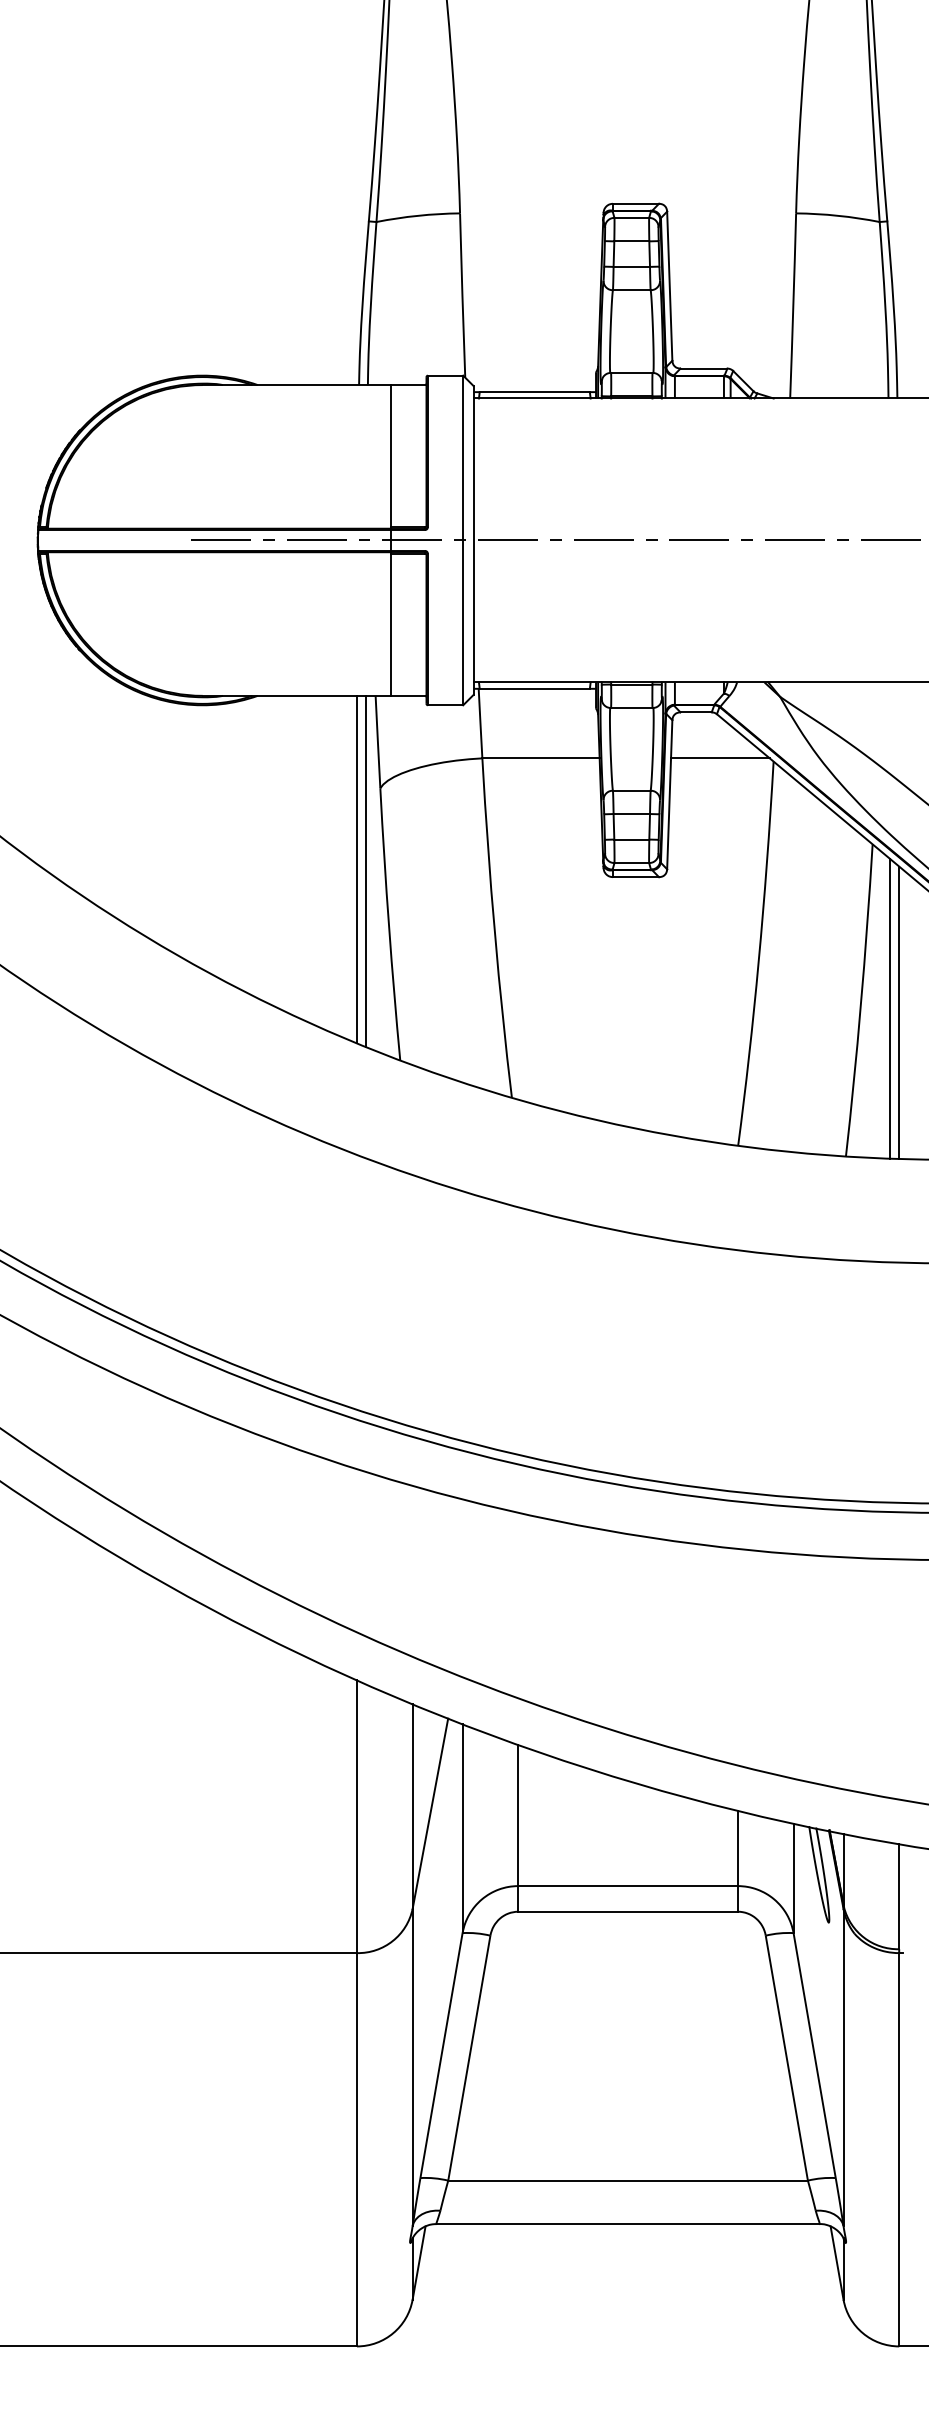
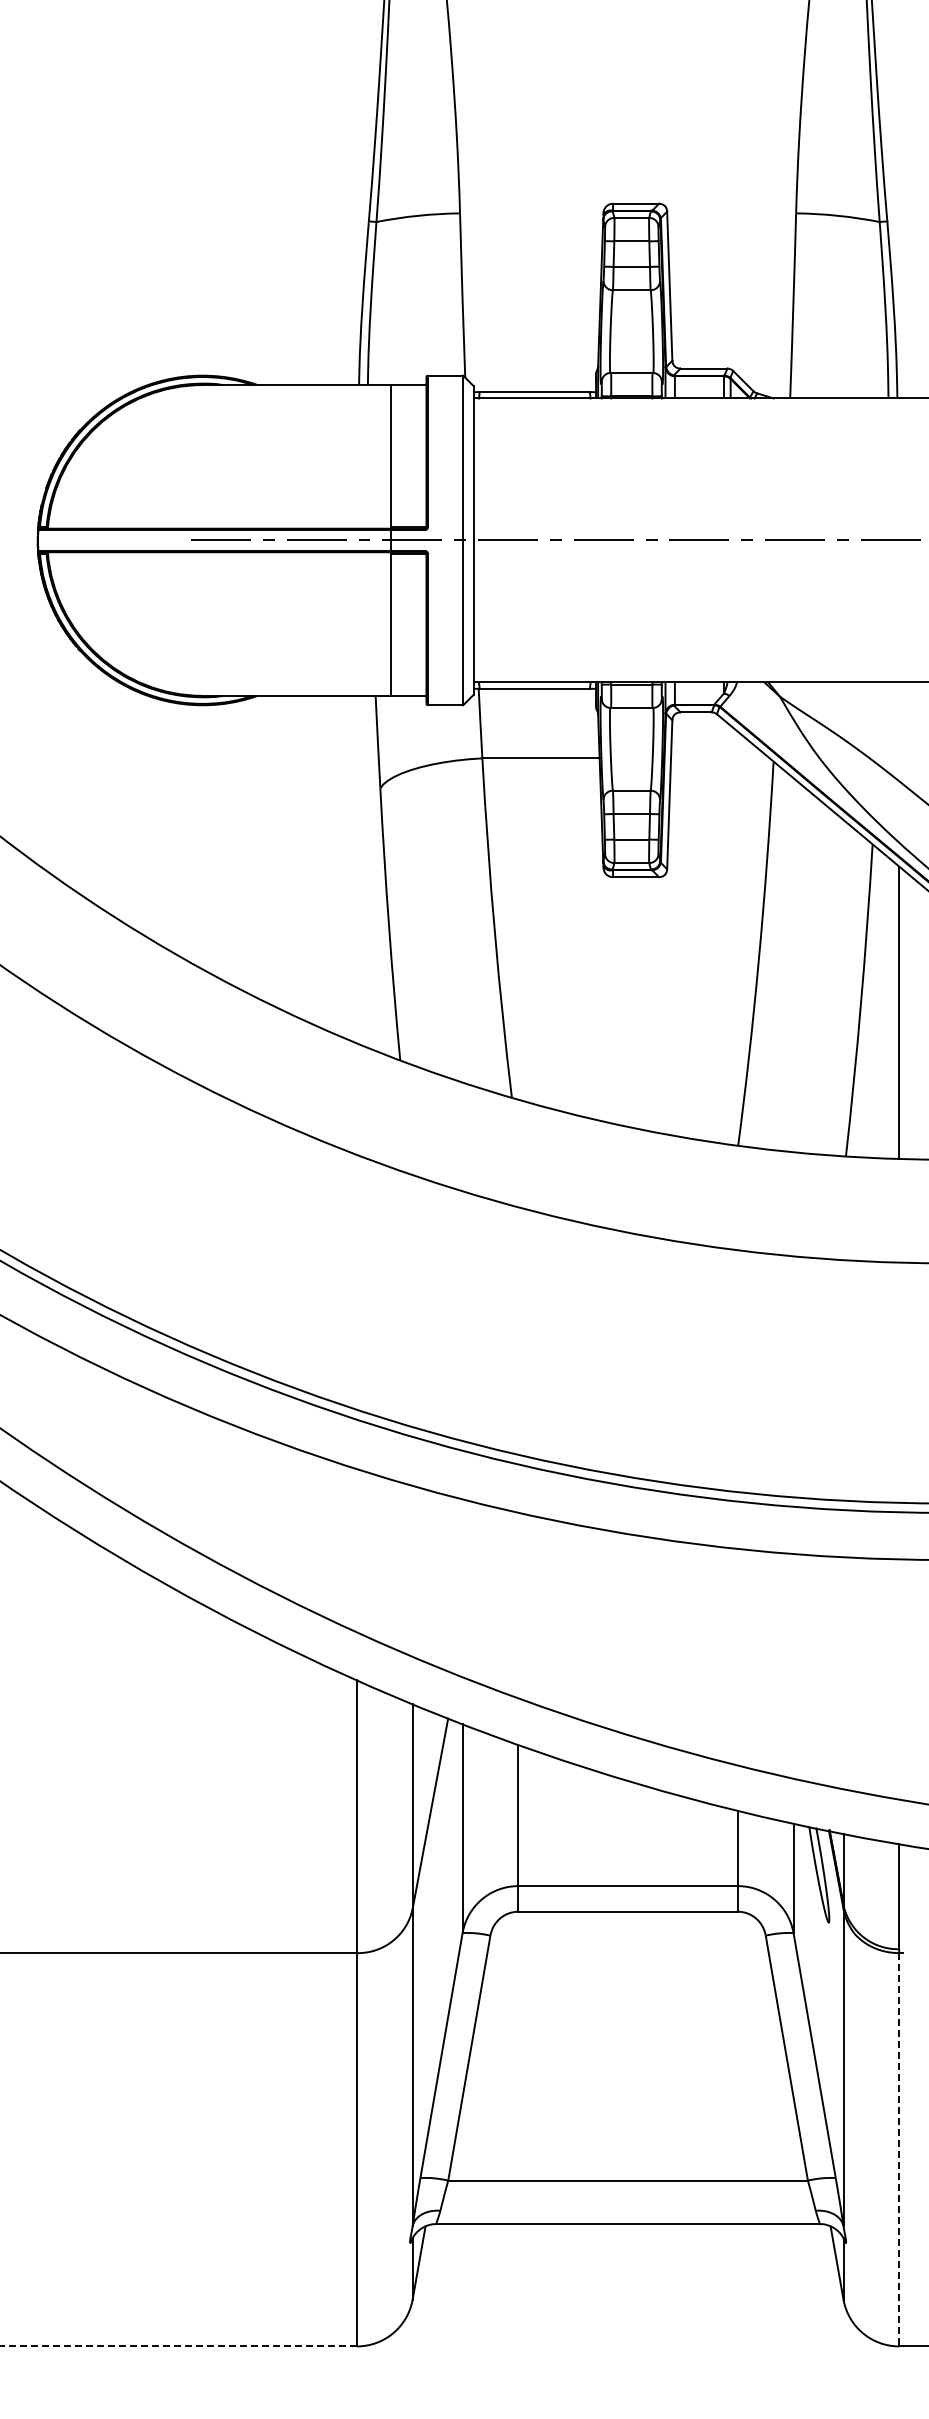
line: present -> none (720, 758)
line: present -> none (356, 869)
line: present -> none (366, 870)
line: present -> none (889, 1008)
line: solid -> dashed (899, 2149)
line: solid -> dashed (179, 2346)
